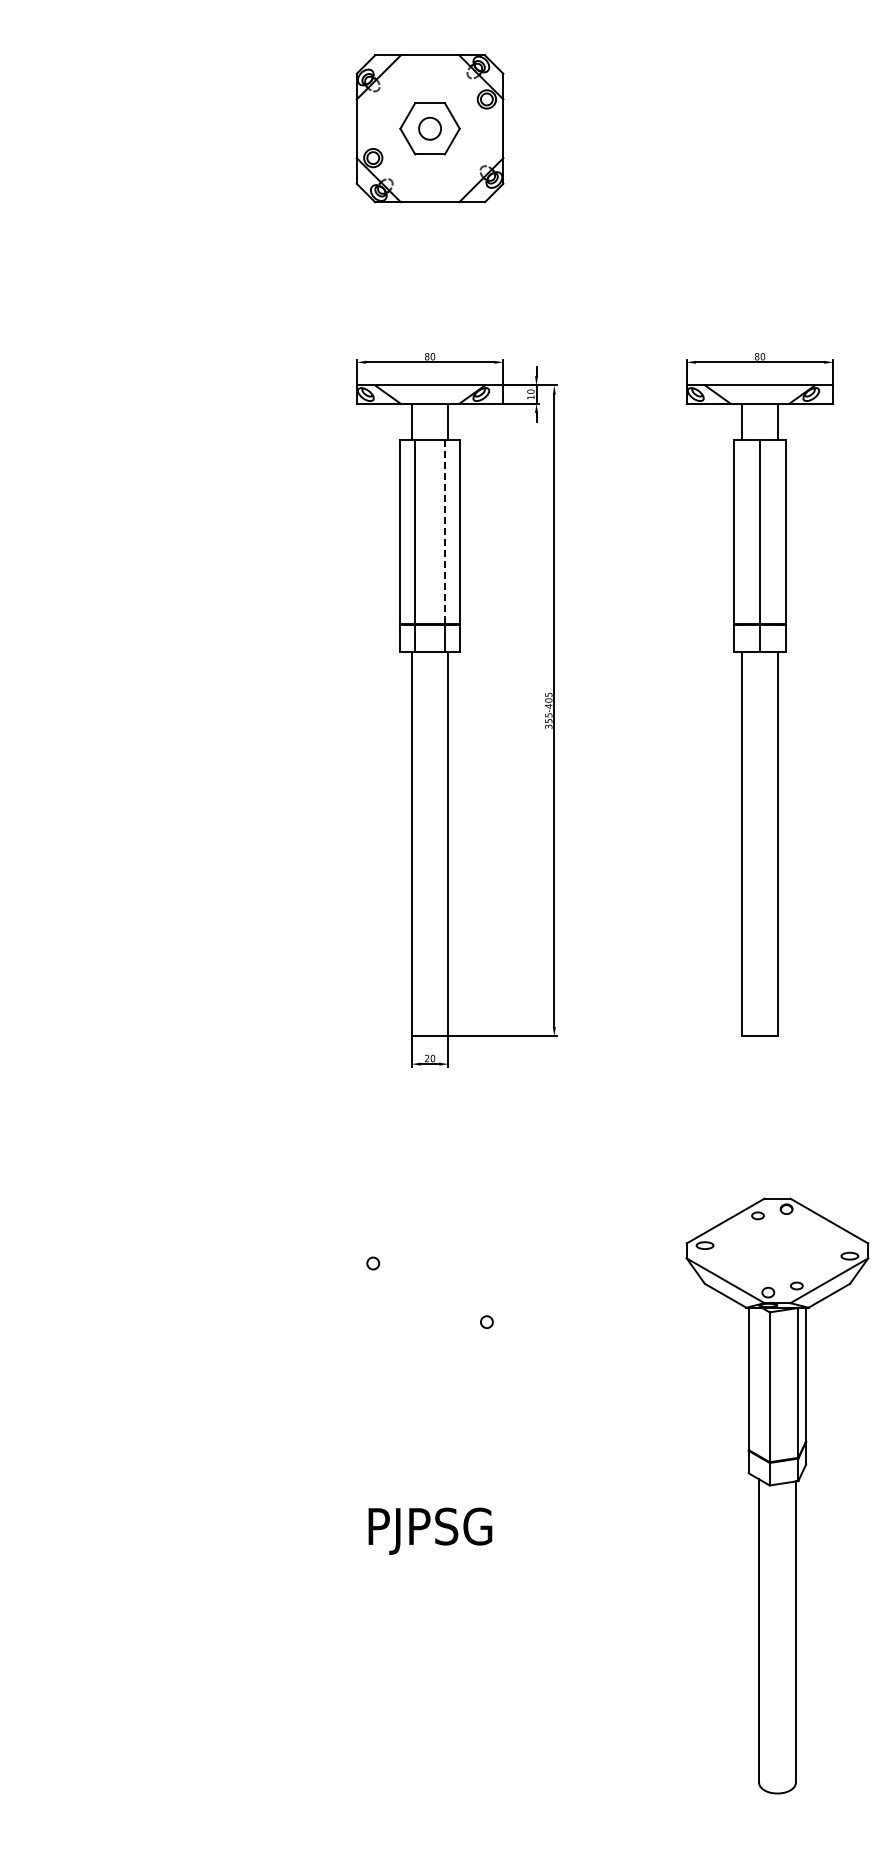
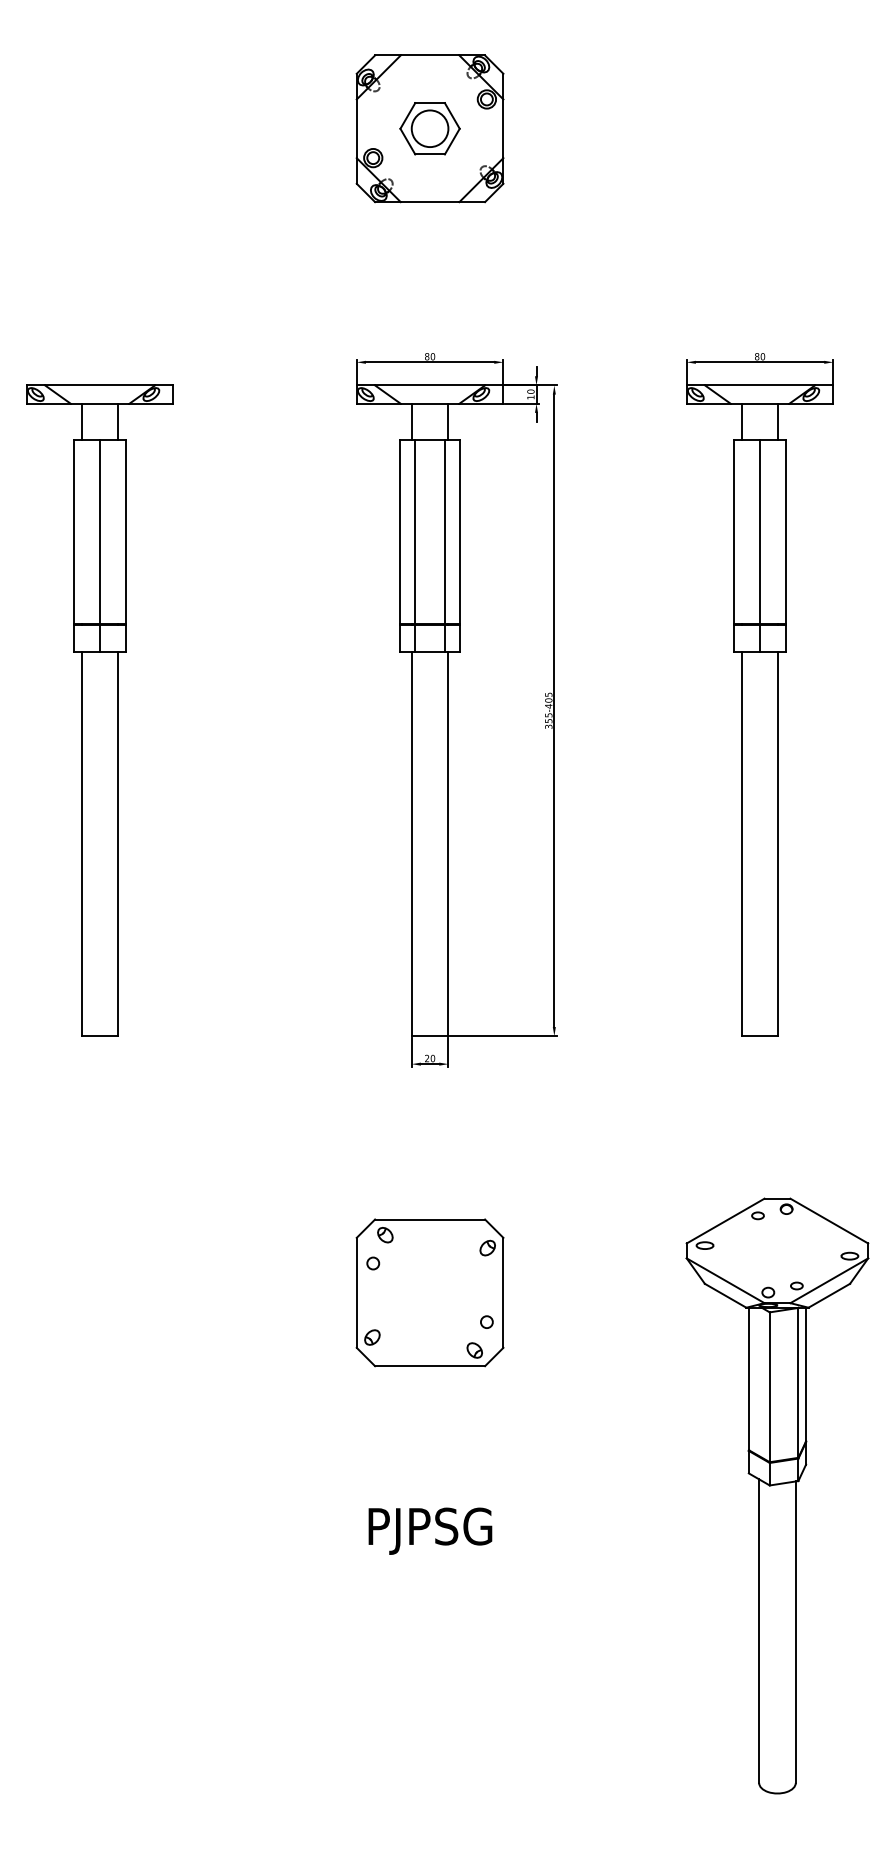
circle diameter: 22 px -> 37 px (429, 128)
line: dashed -> solid (444, 532)
part: none -> present (99, 710)
part: none -> present (429, 1292)
